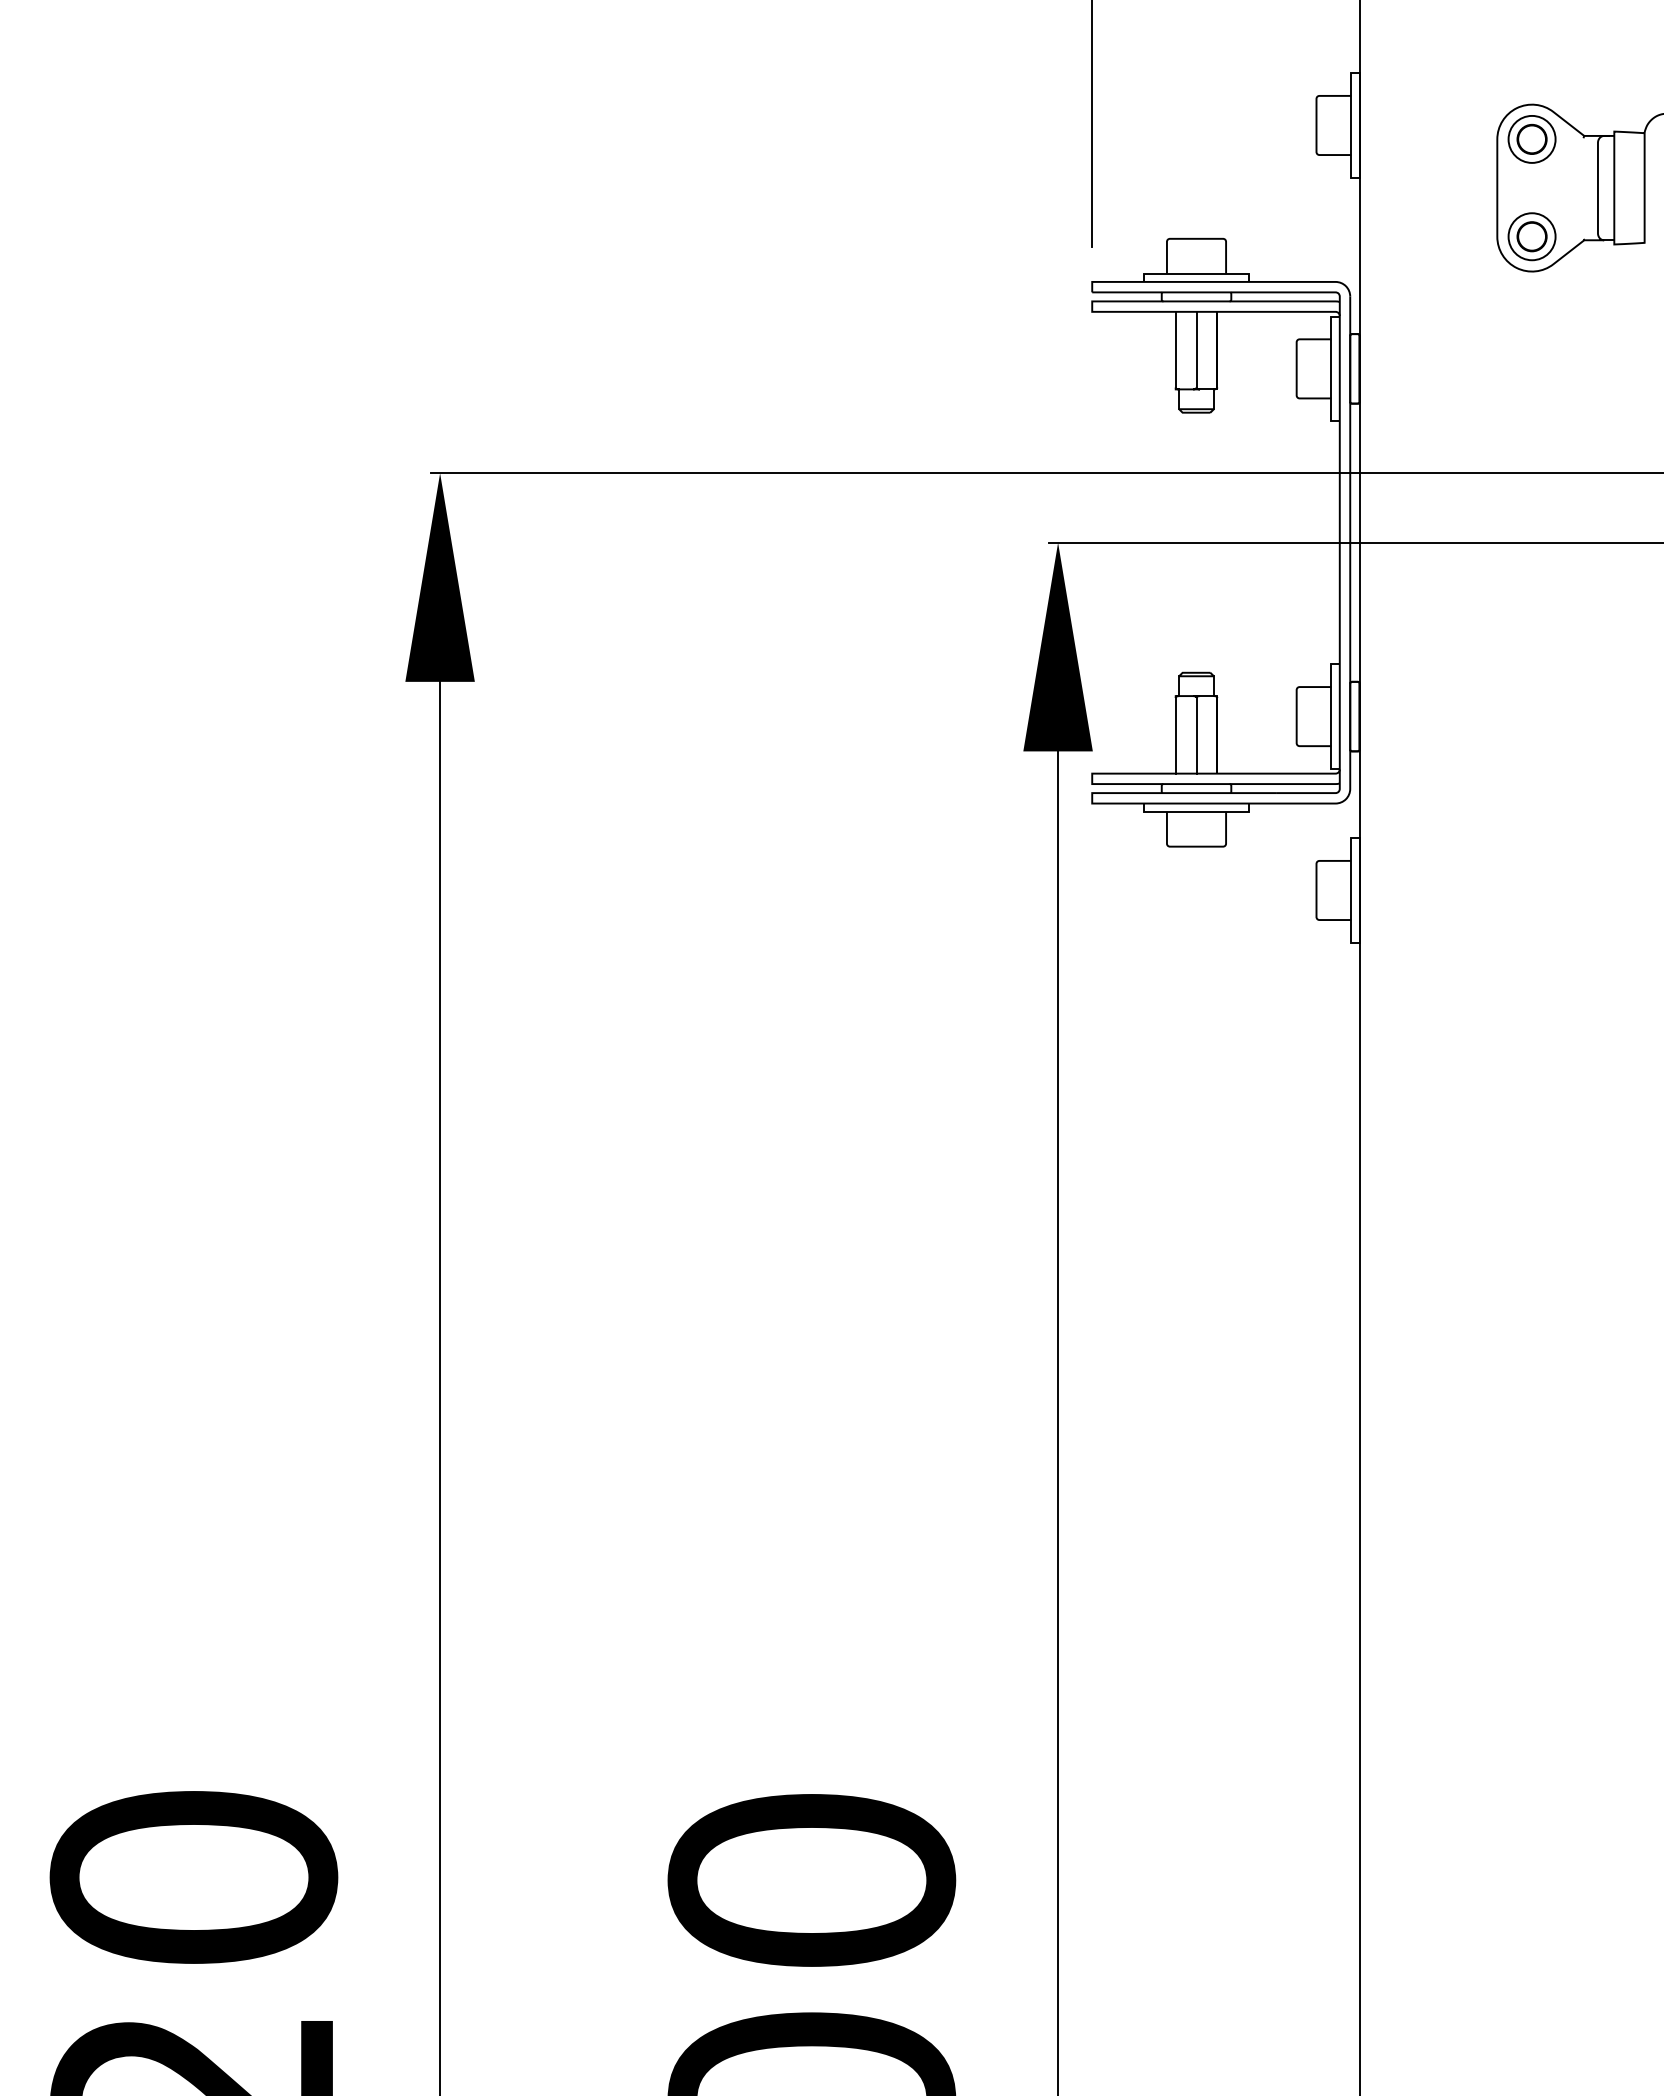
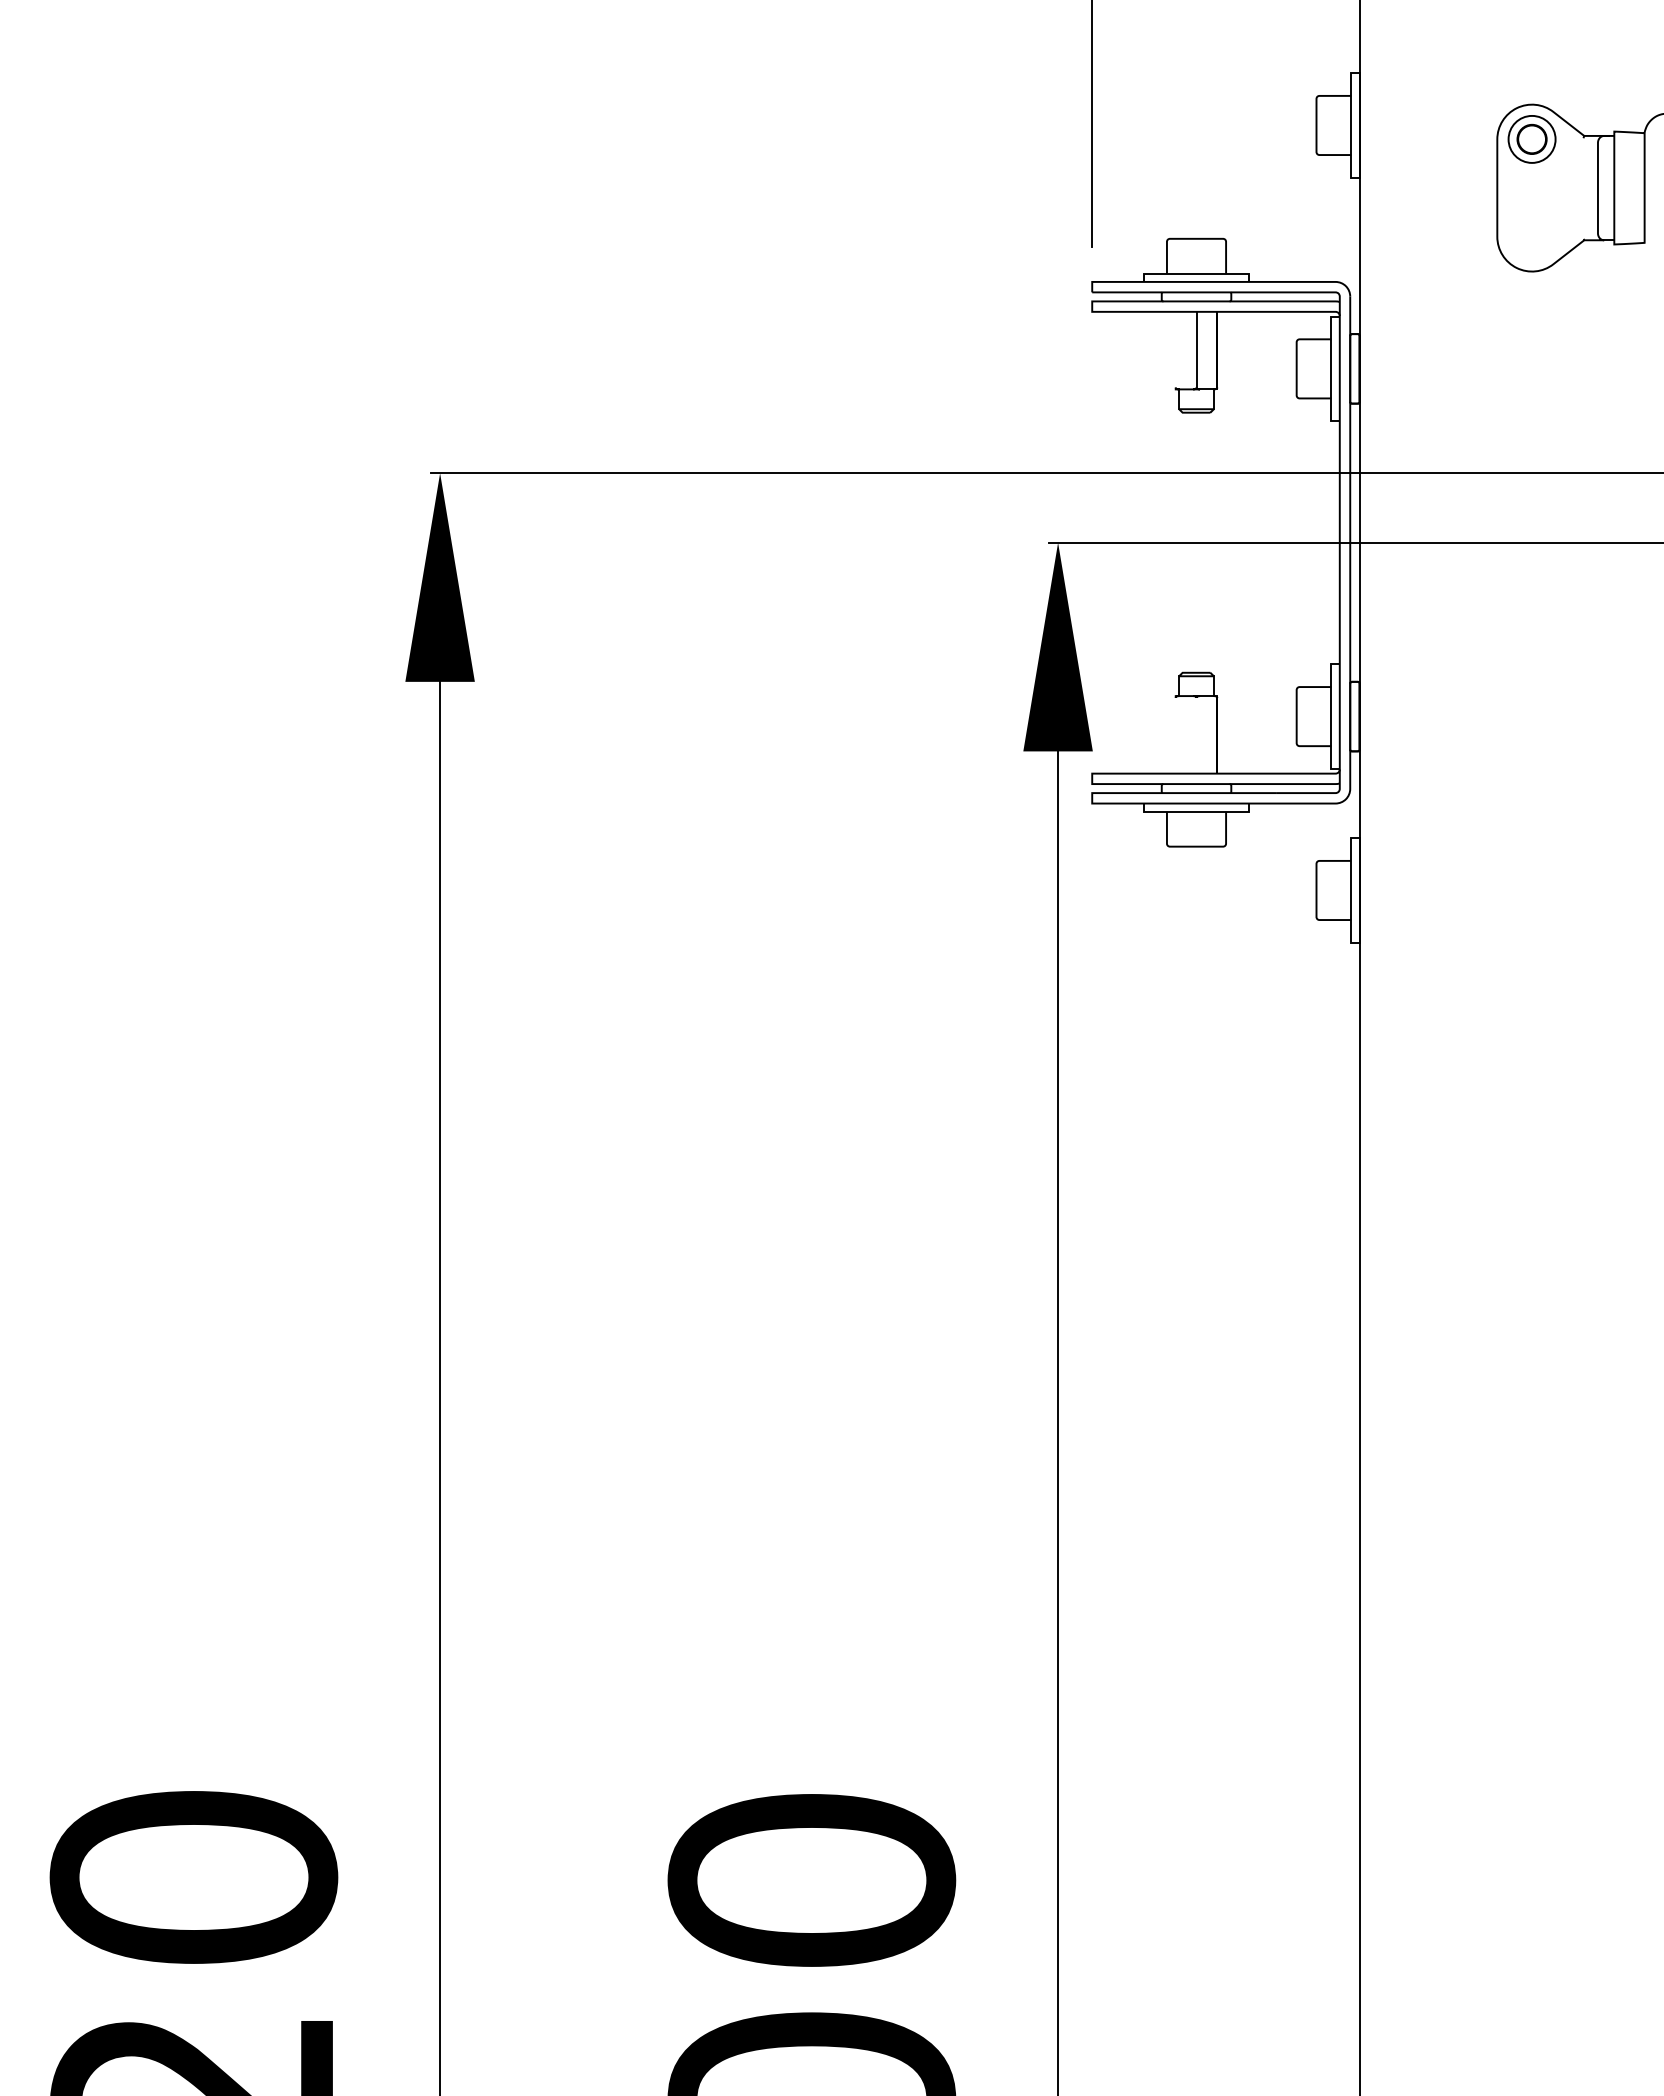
part: present -> none (1531, 236)
line: present -> none (1175, 349)
line: present -> none (1175, 735)
line: present -> none (1196, 735)
